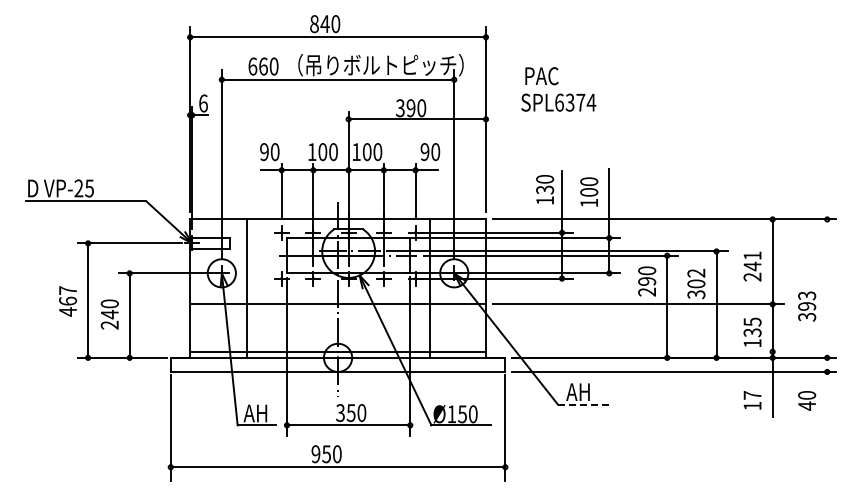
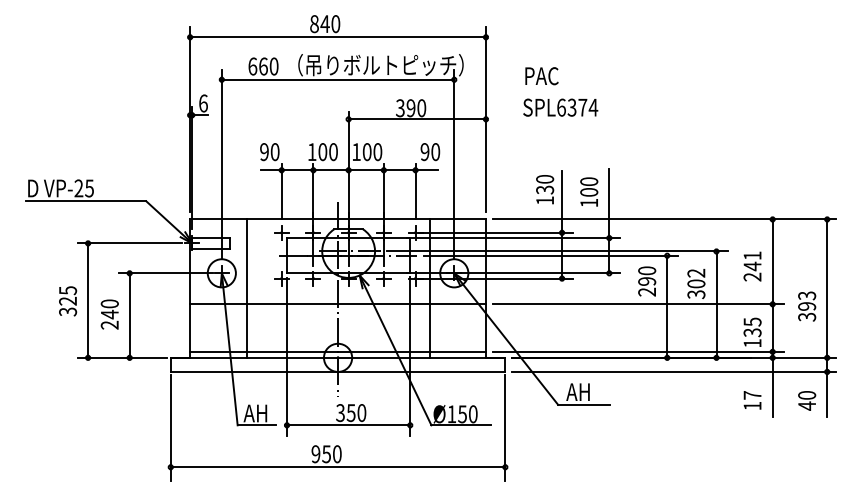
text position: (558, 102) -> (560, 107) (560, 107)
text: 467 -> 325 (68, 301)
line: none -> present (827, 317)
line: none -> present (638, 351)
line: dashed -> solid (583, 404)
